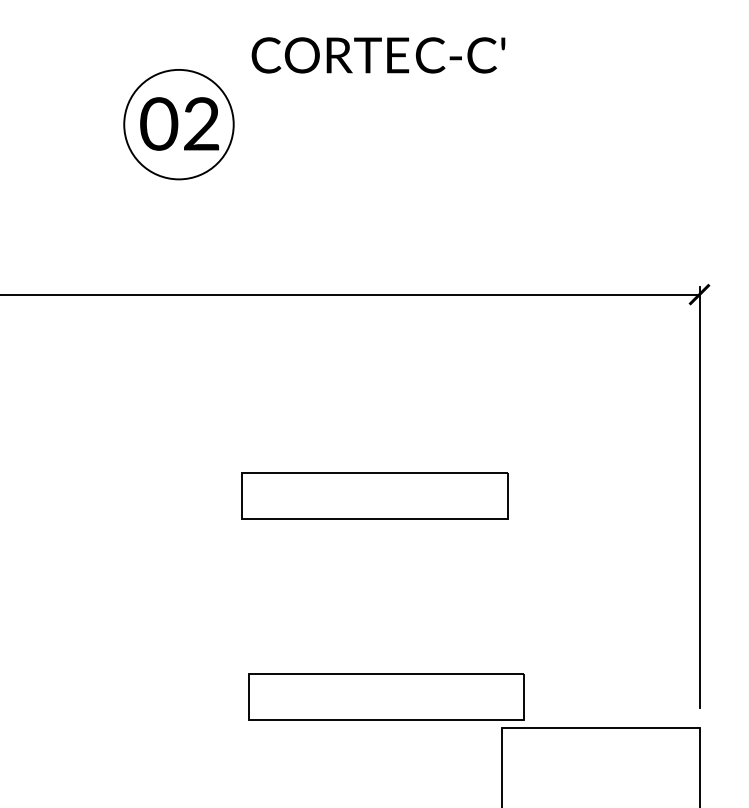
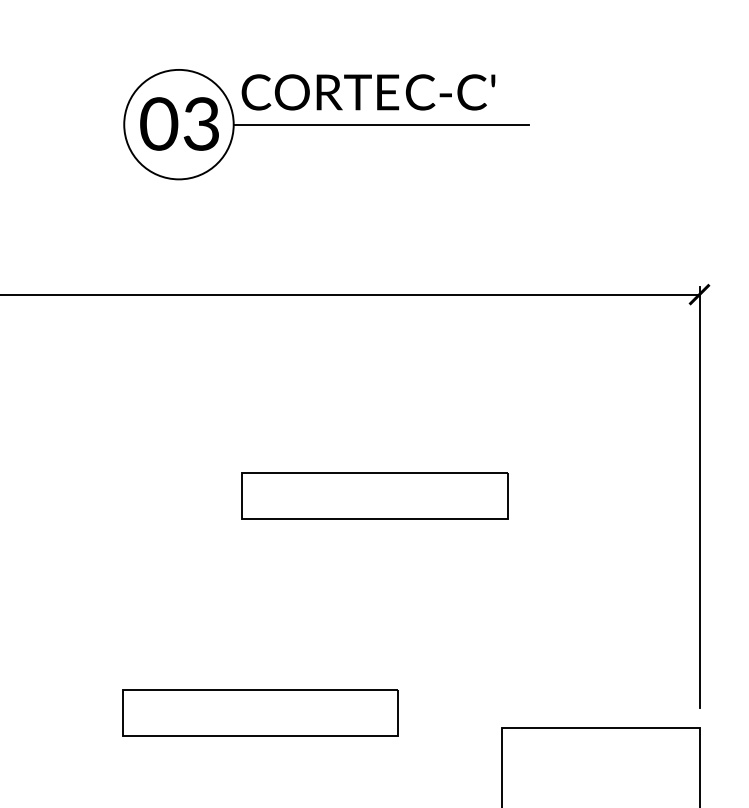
text position: (378, 55) -> (368, 92) (368, 92)
text: 02 -> 03 (201, 124)
line: none -> present (380, 124)
part position: (386, 696) -> (260, 712) (260, 712)
